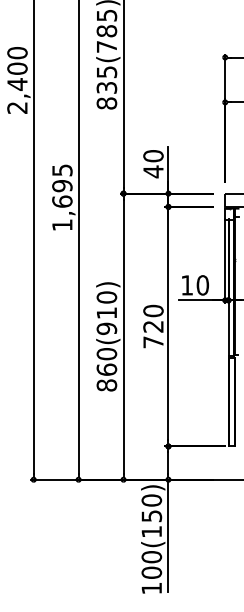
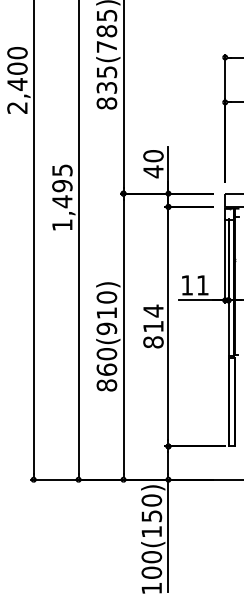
text: 1,695 -> 1,495 (62, 201)
text: 10 -> 11 (202, 285)
text: 720 -> 814 (153, 326)
